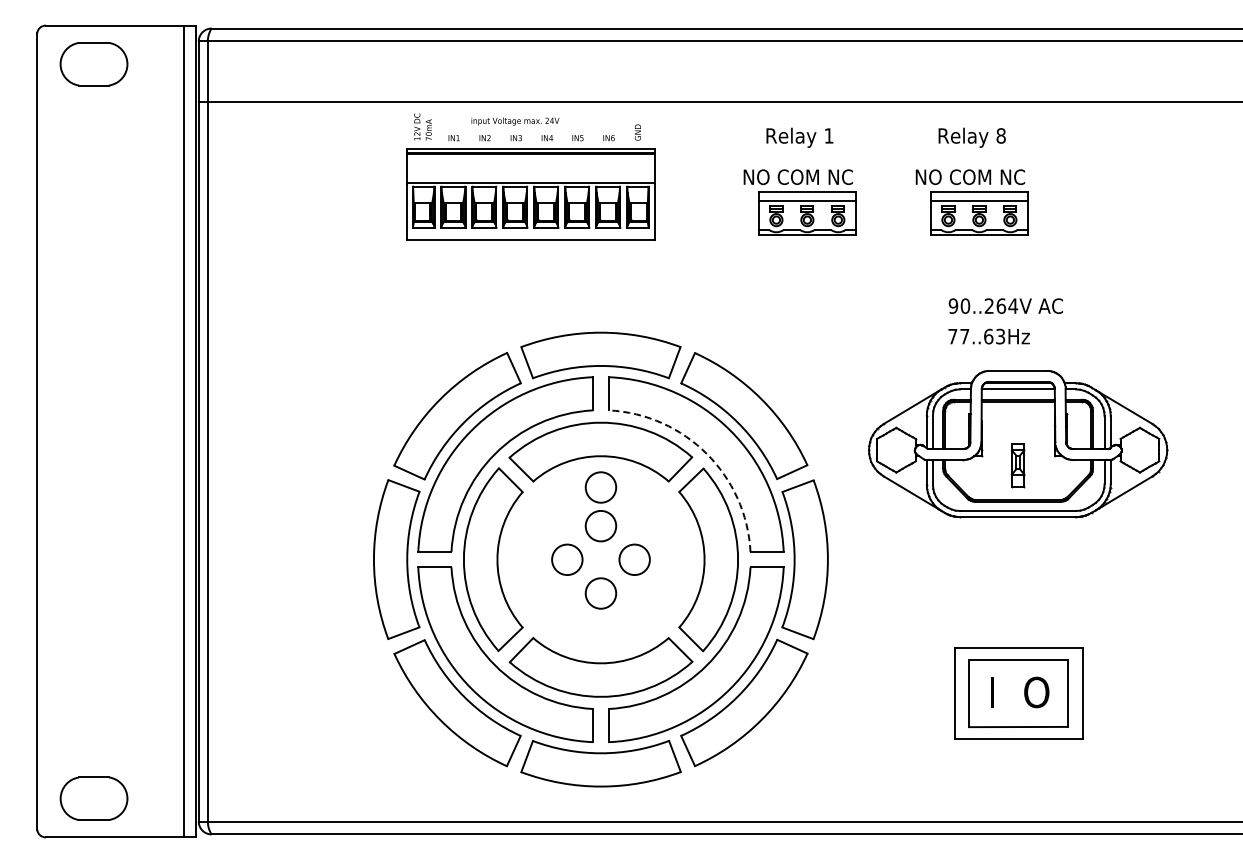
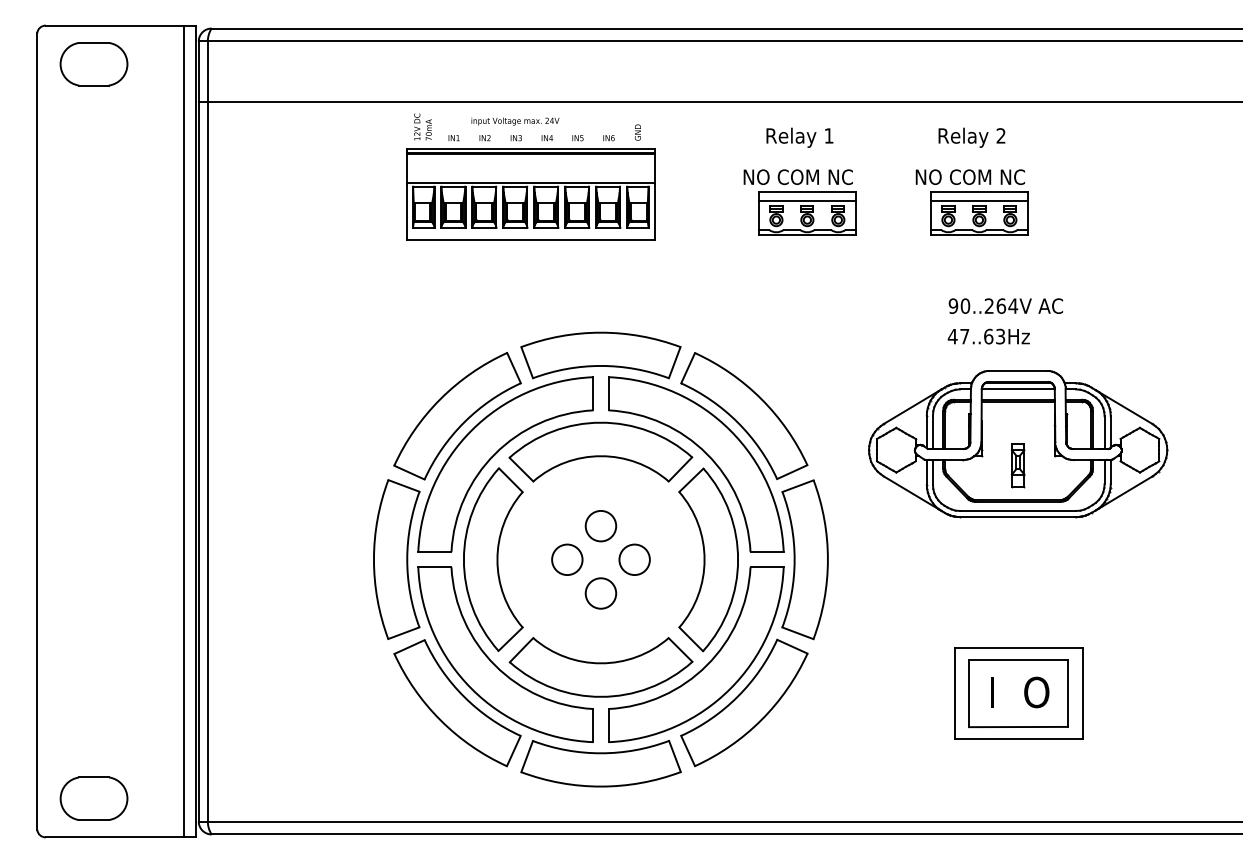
text: 8 -> 2 (1000, 135)
text: 77..63Hz -> 47..63Hz (952, 336)
arc: dashed -> solid (706, 453)
circle: present -> none (600, 487)
